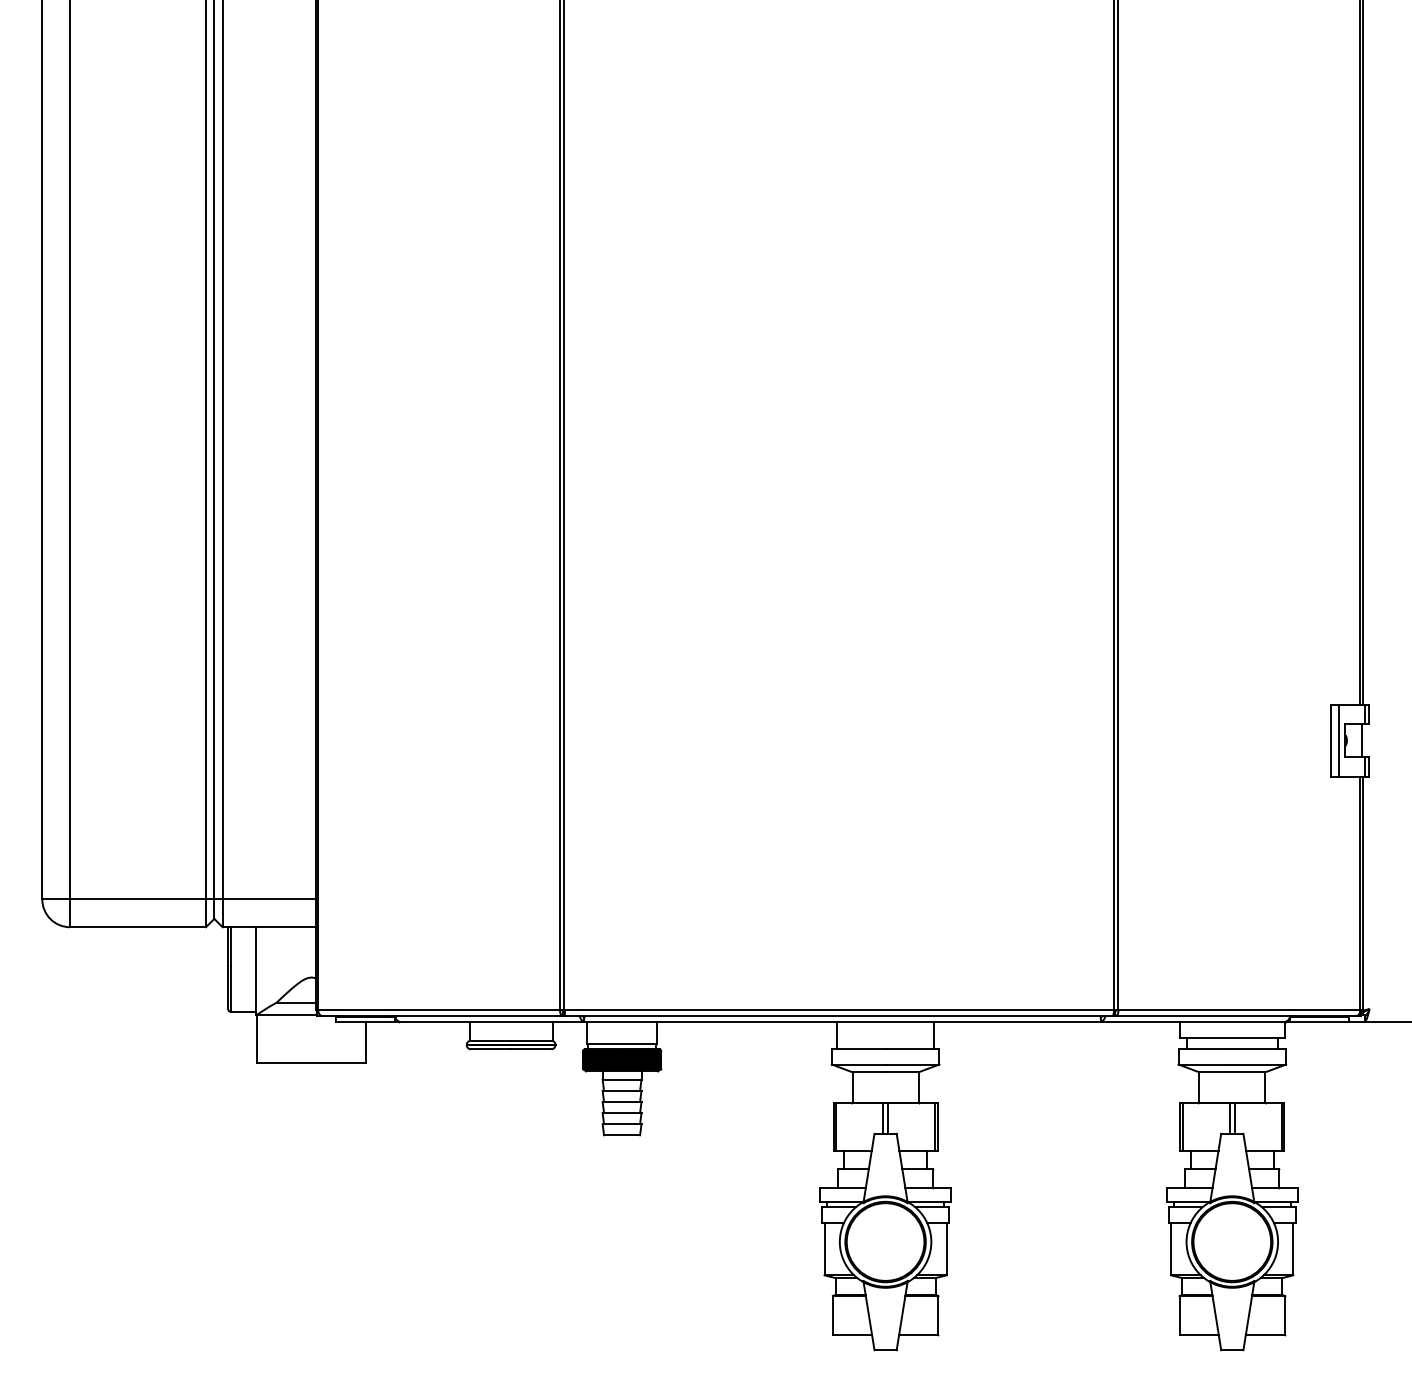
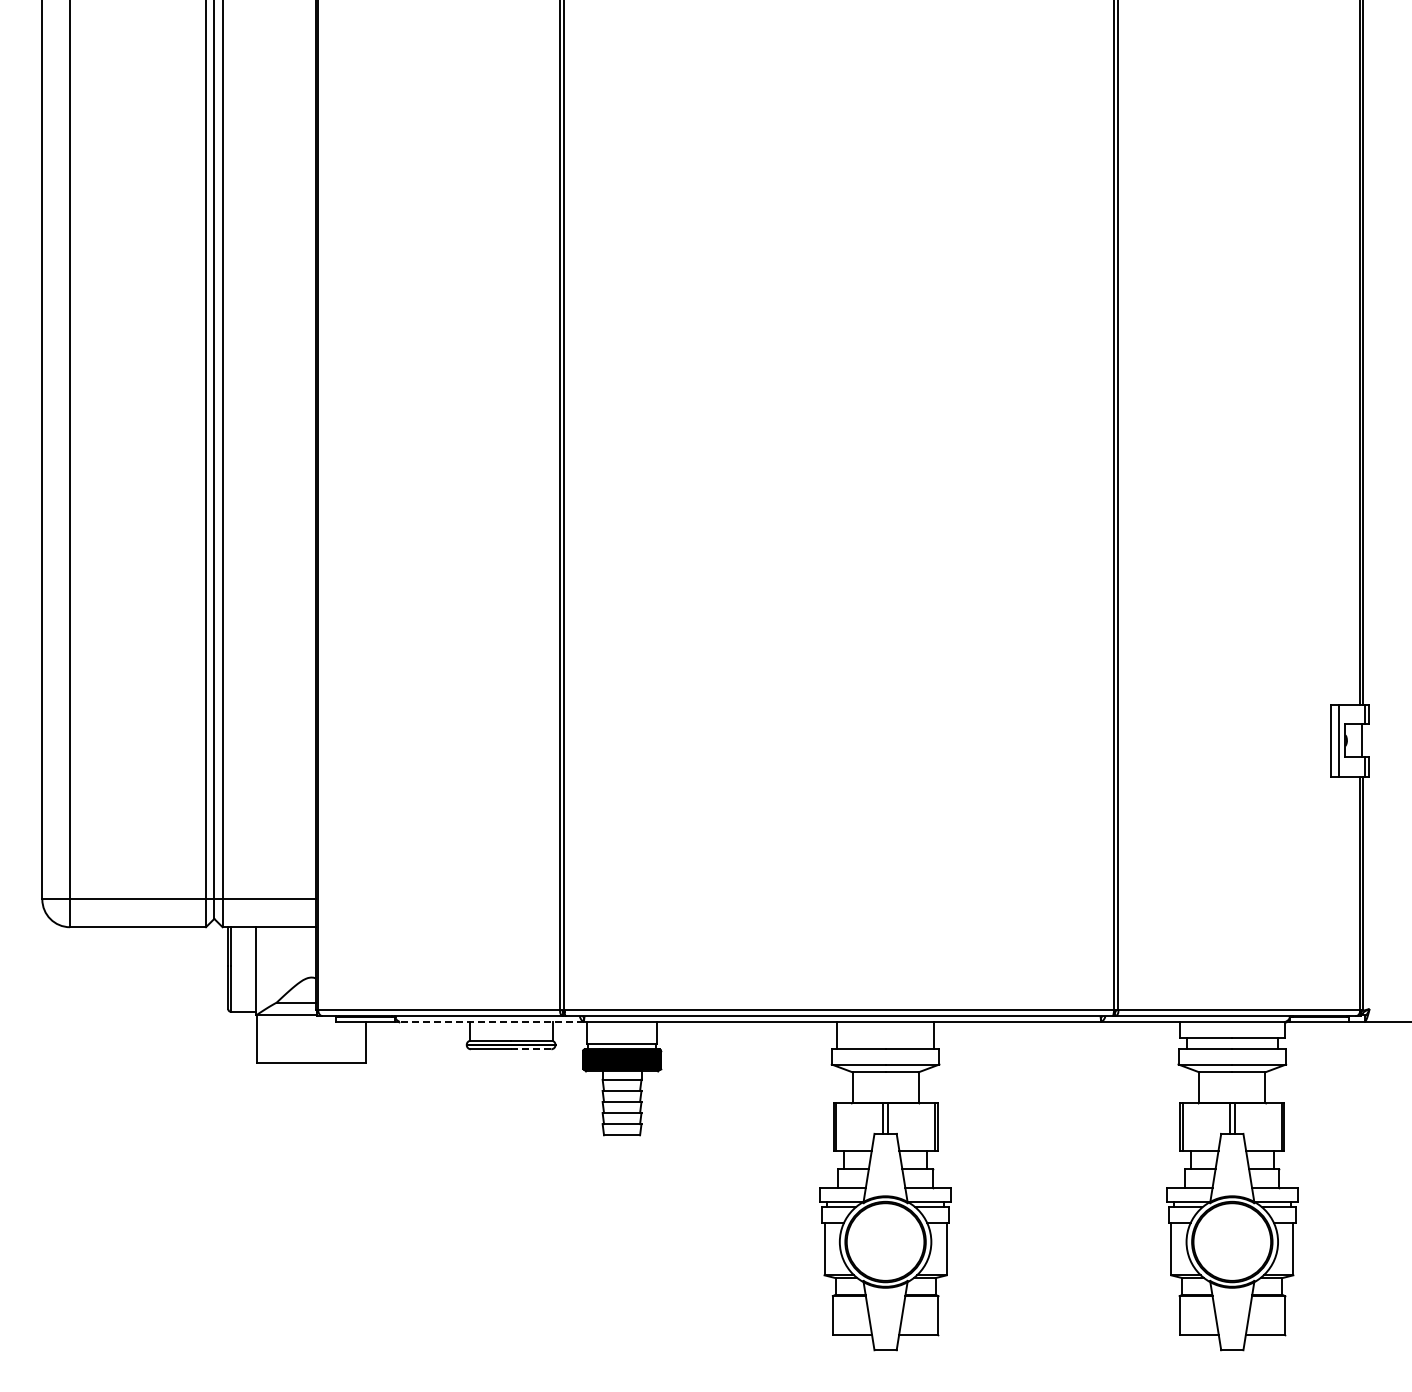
line: solid -> dashed (491, 1021)
line: solid -> dashed (530, 1049)
